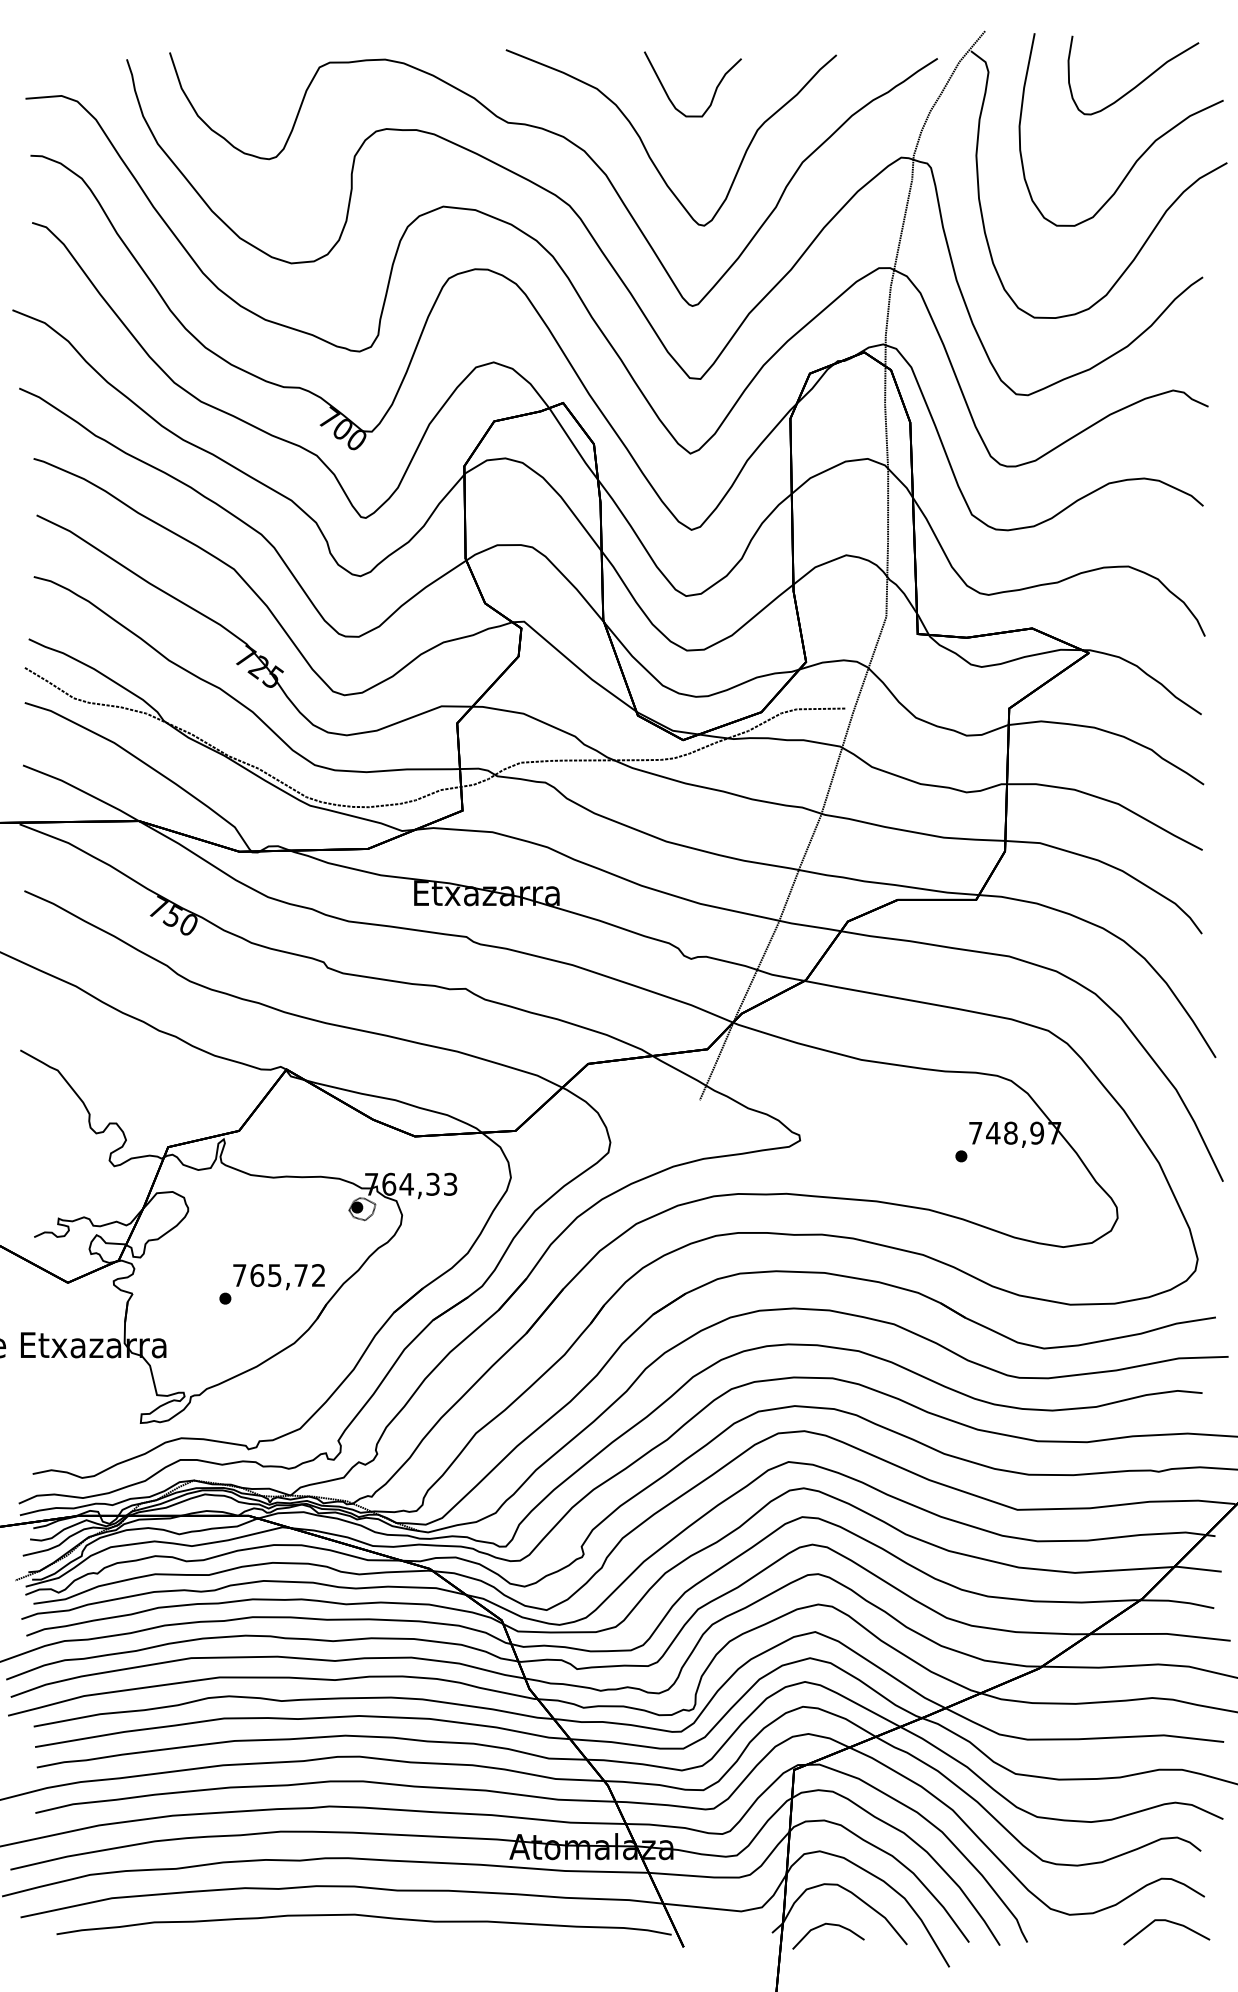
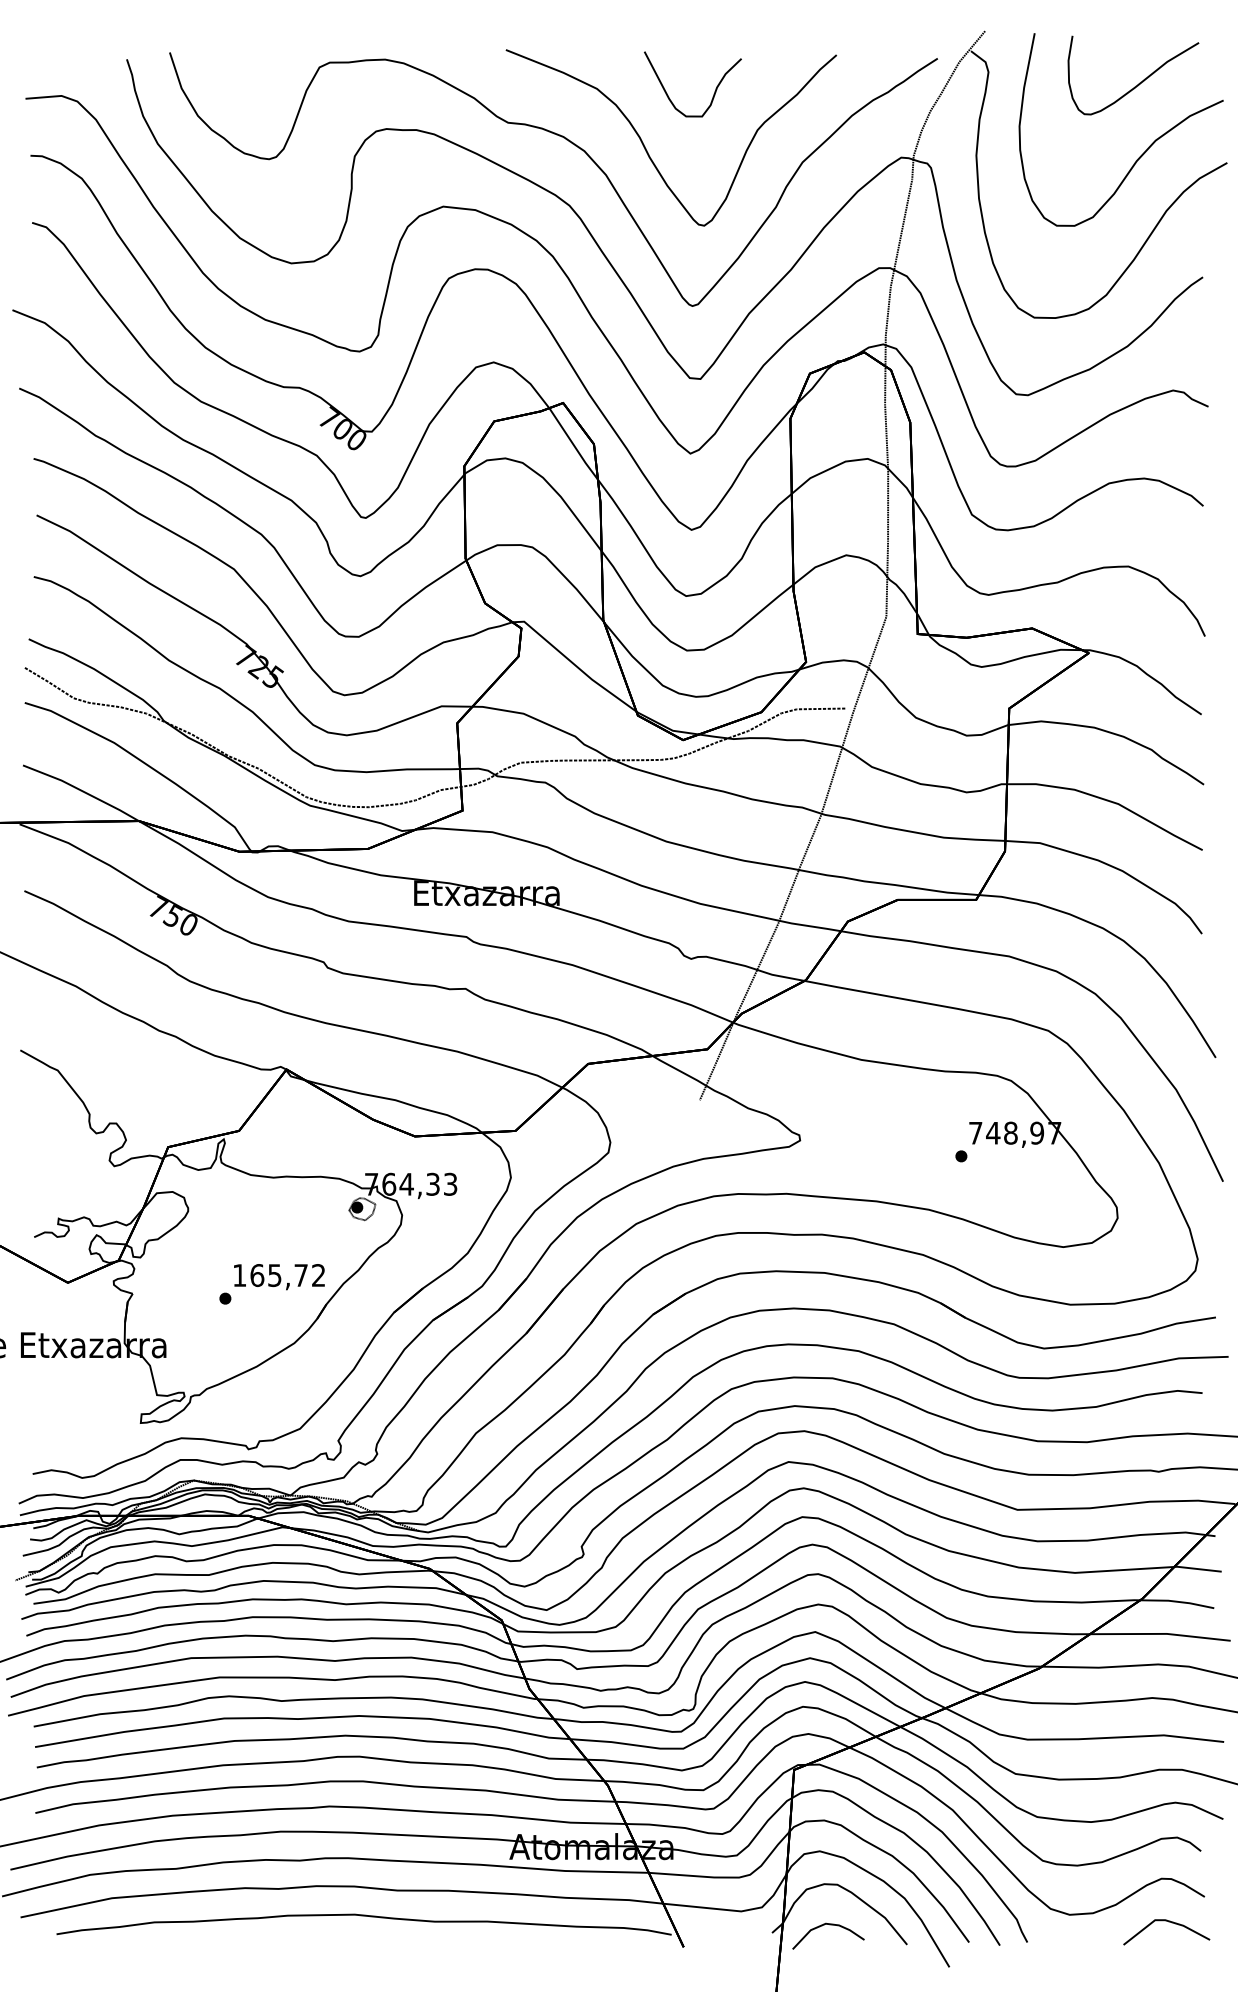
text: 765,72 -> 165,72 (239, 1275)
